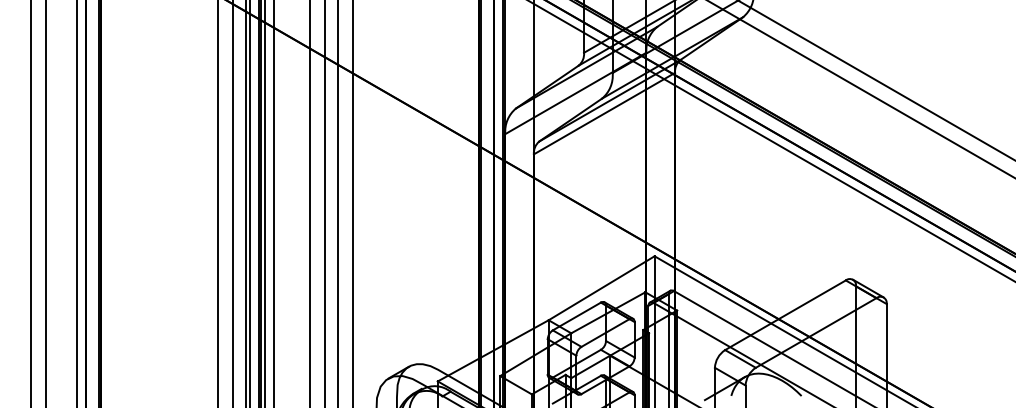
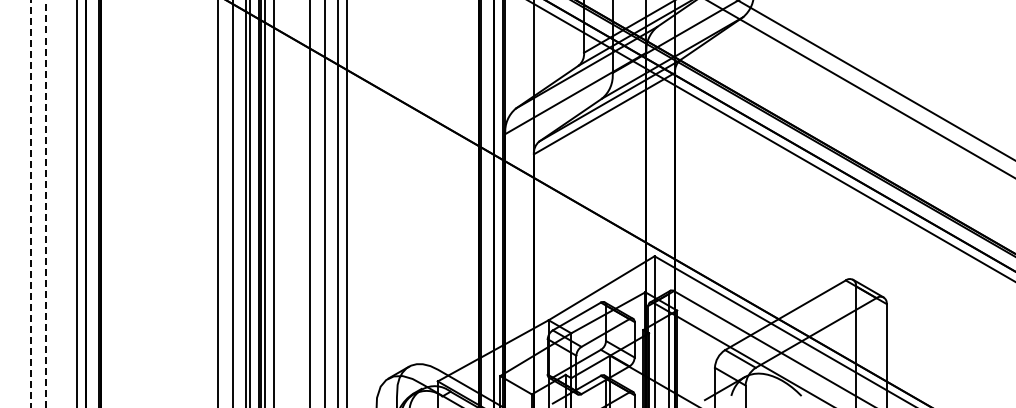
line position: (352, 203) -> (346, 203) (346, 203)
line: solid -> dashed (30, 204)
line: solid -> dashed (46, 204)
